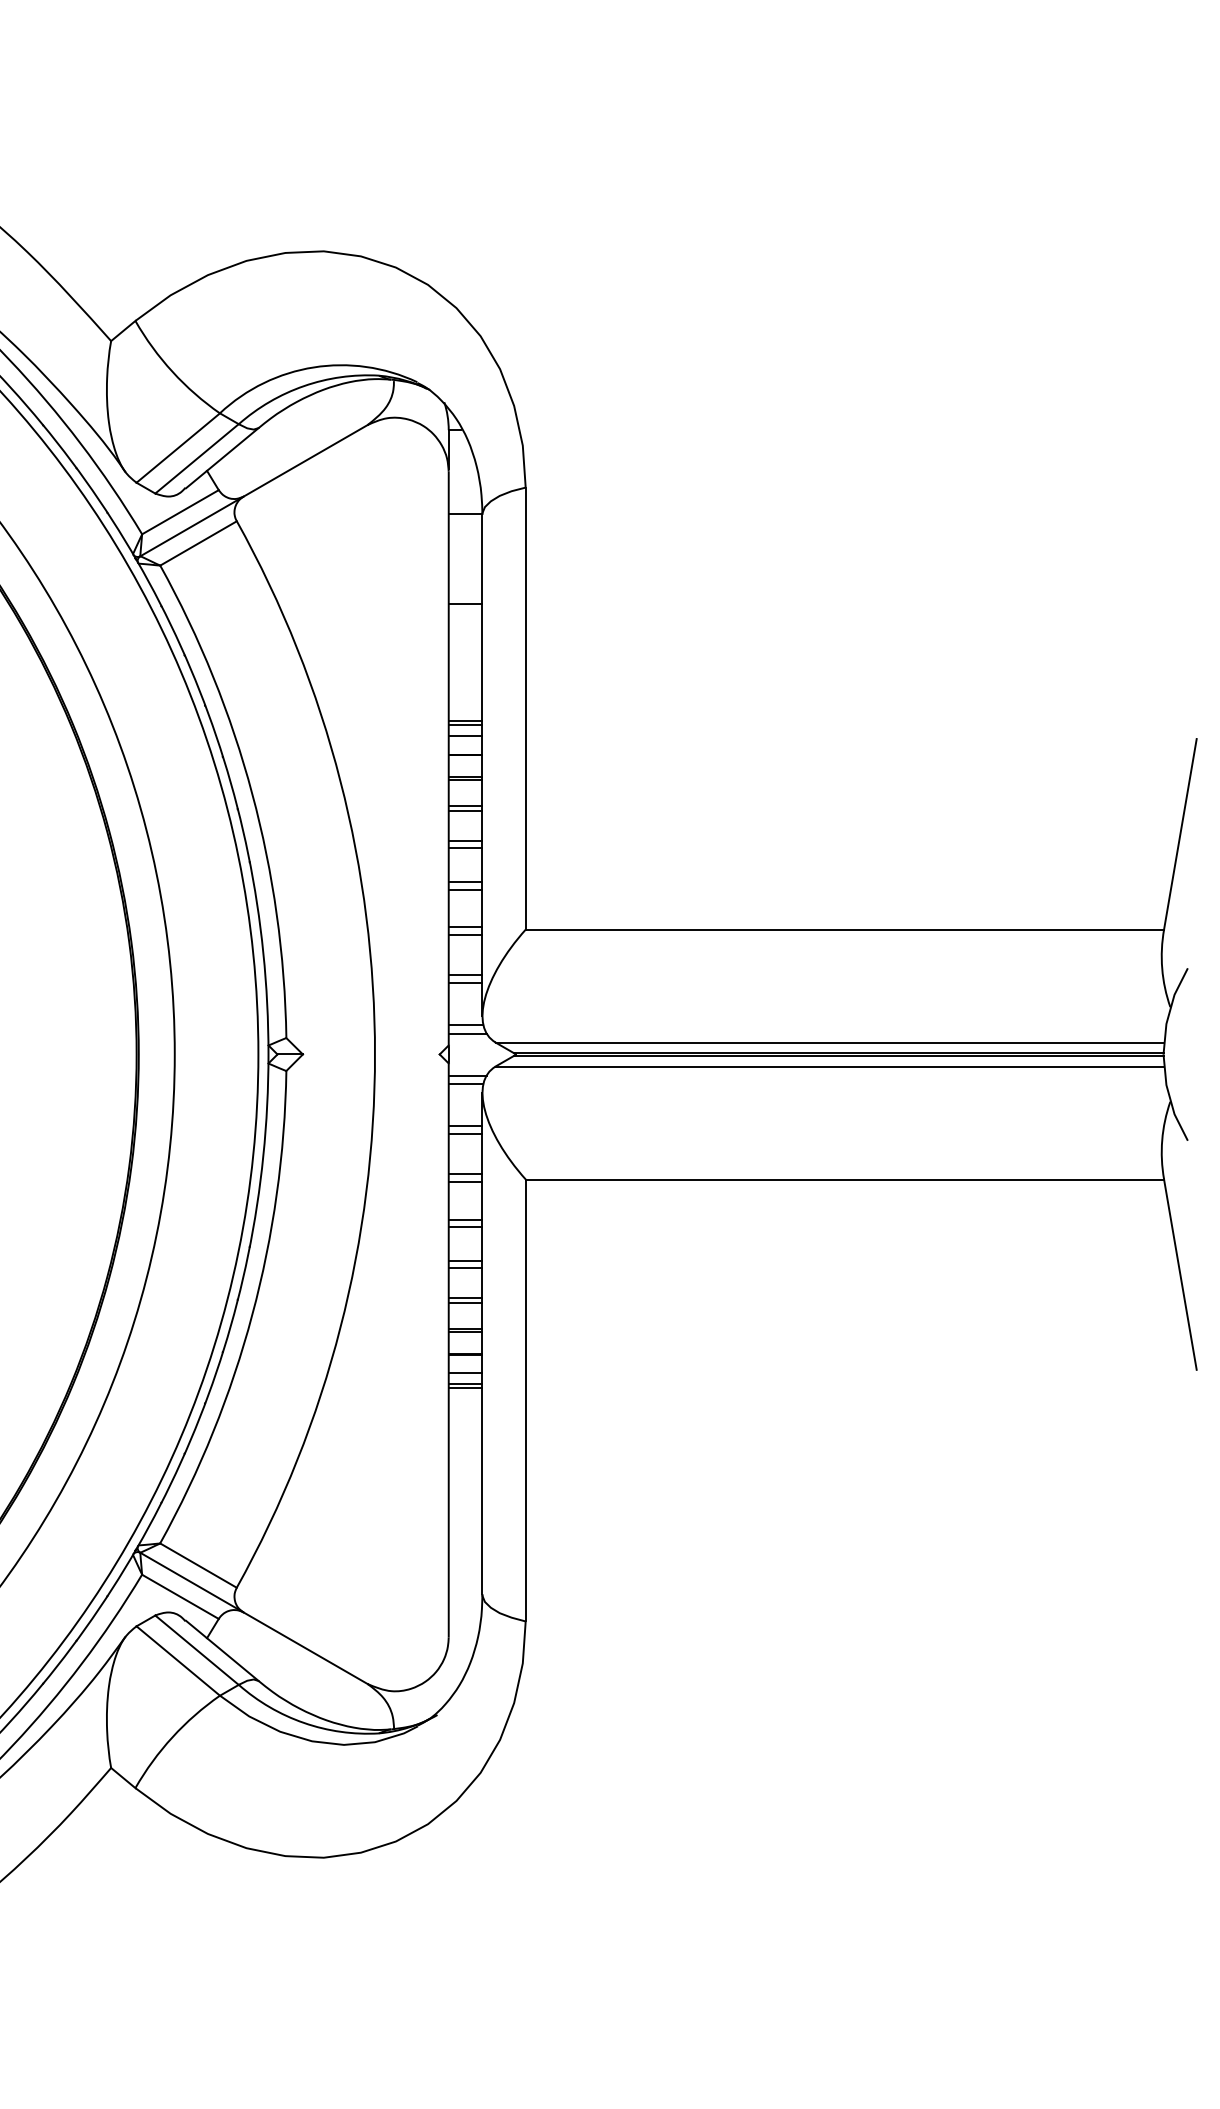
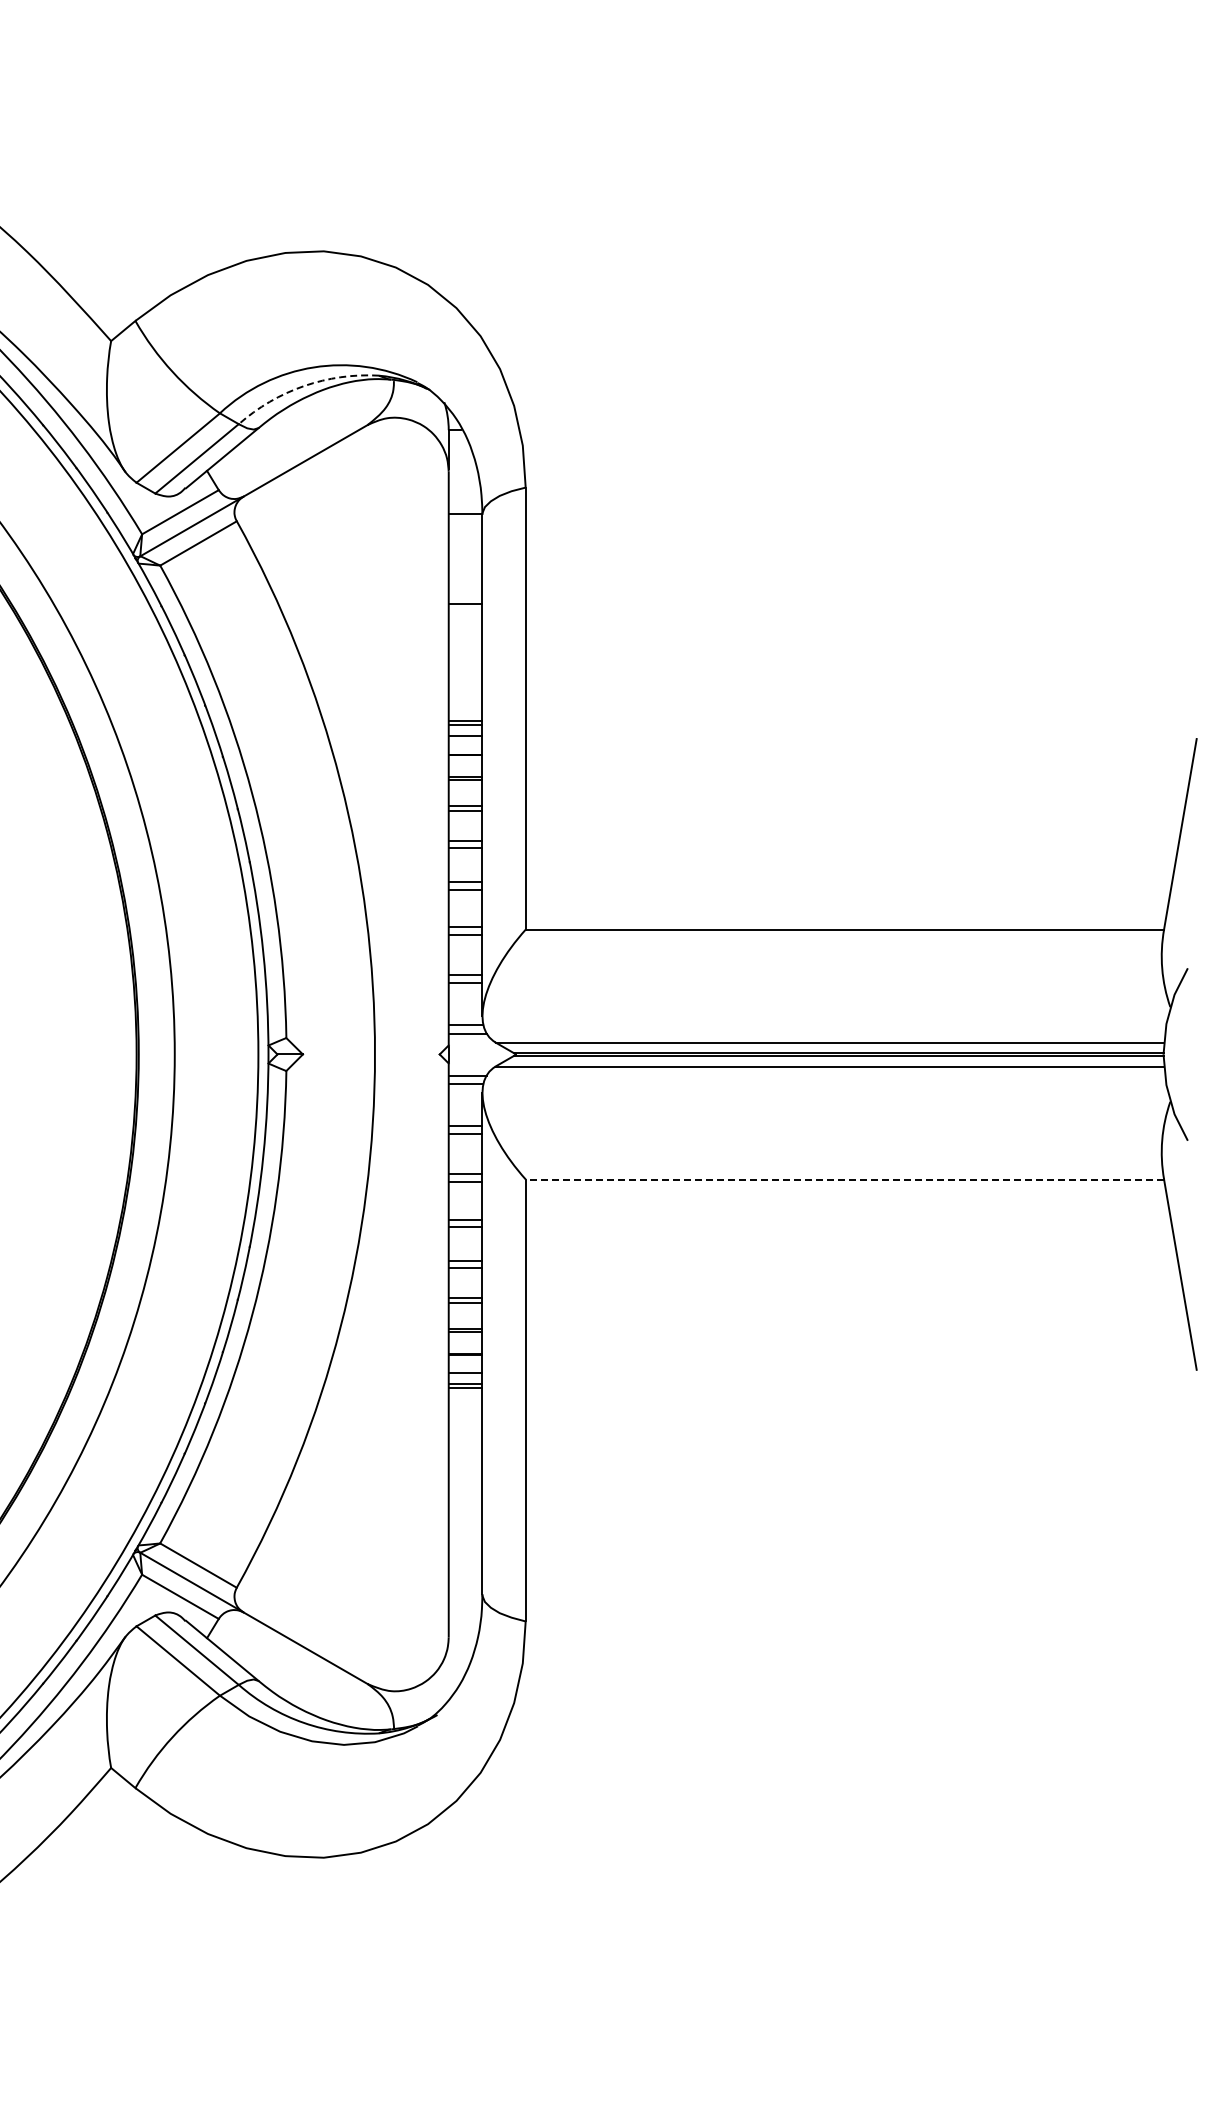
arc: solid -> dashed (304, 386)
line: solid -> dashed (844, 1179)
